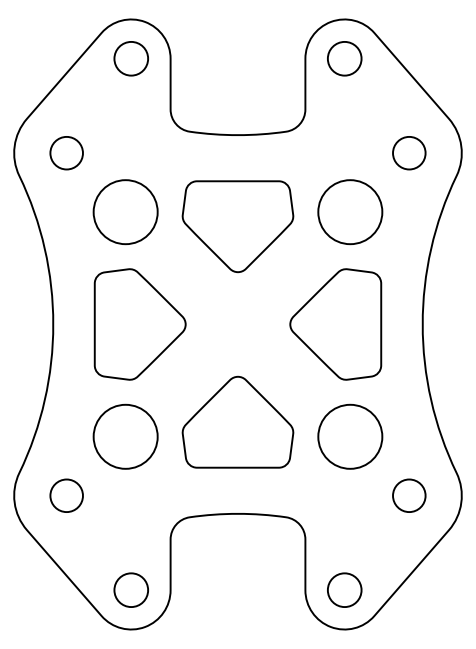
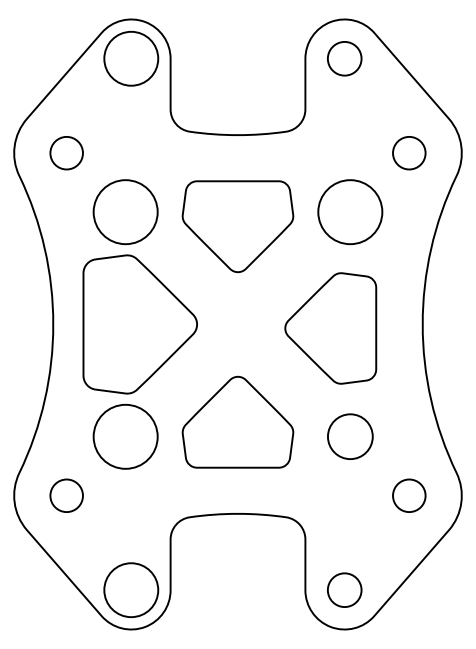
circle diameter: 34 px -> 54 px (131, 58)
part size: 94x113 px -> 116x141 px (139, 324)
part position: (335, 324) -> (330, 328) (330, 328)
circle size: 67x67 px -> 47x47 px (350, 436)
circle diameter: 34 px -> 54 px (131, 590)
